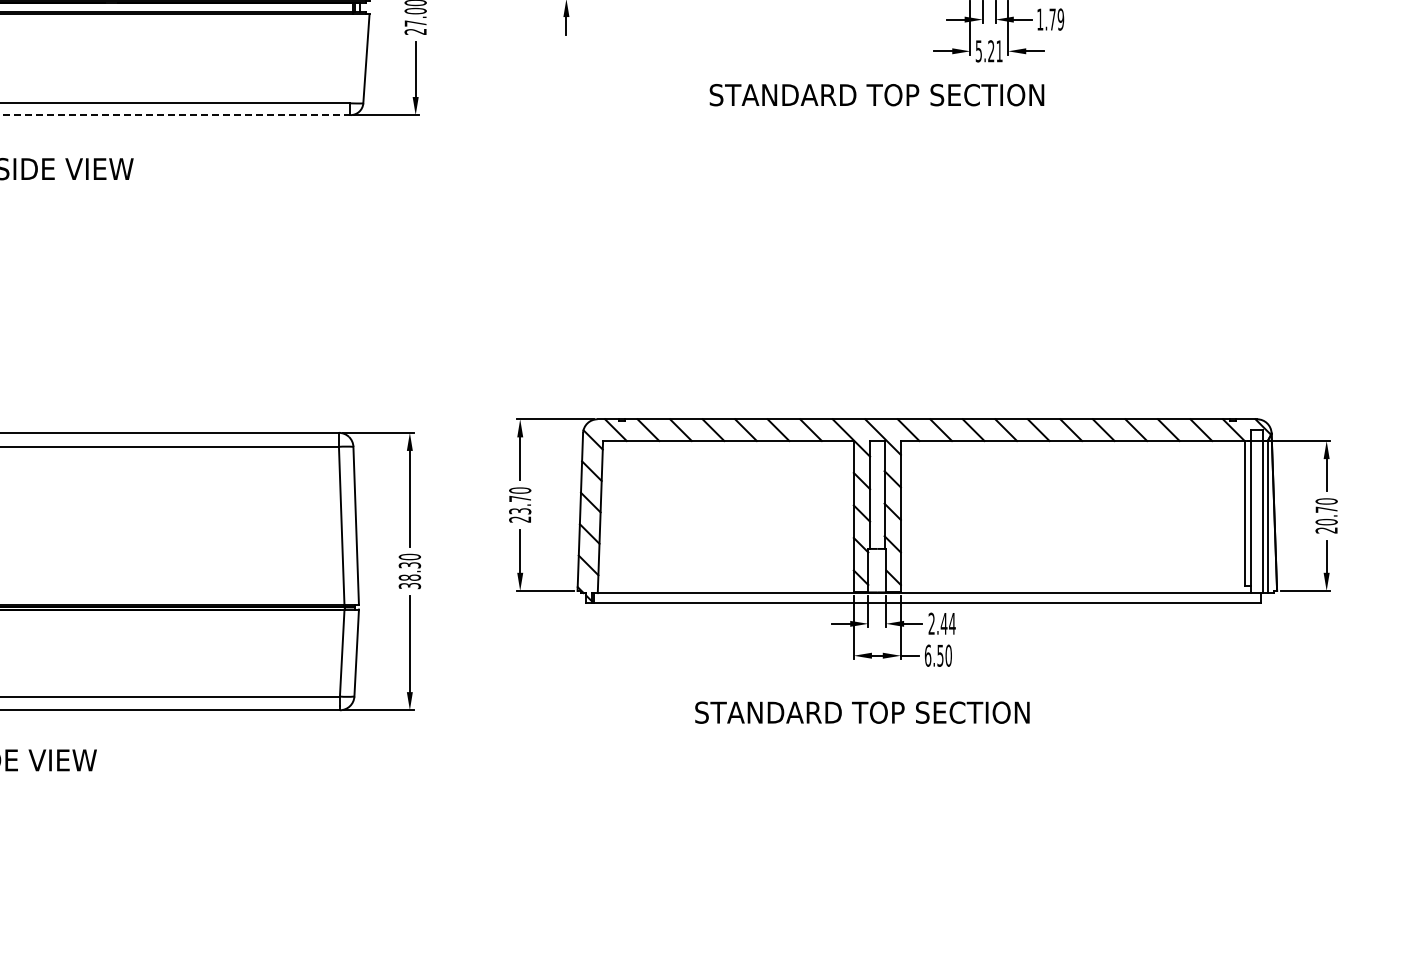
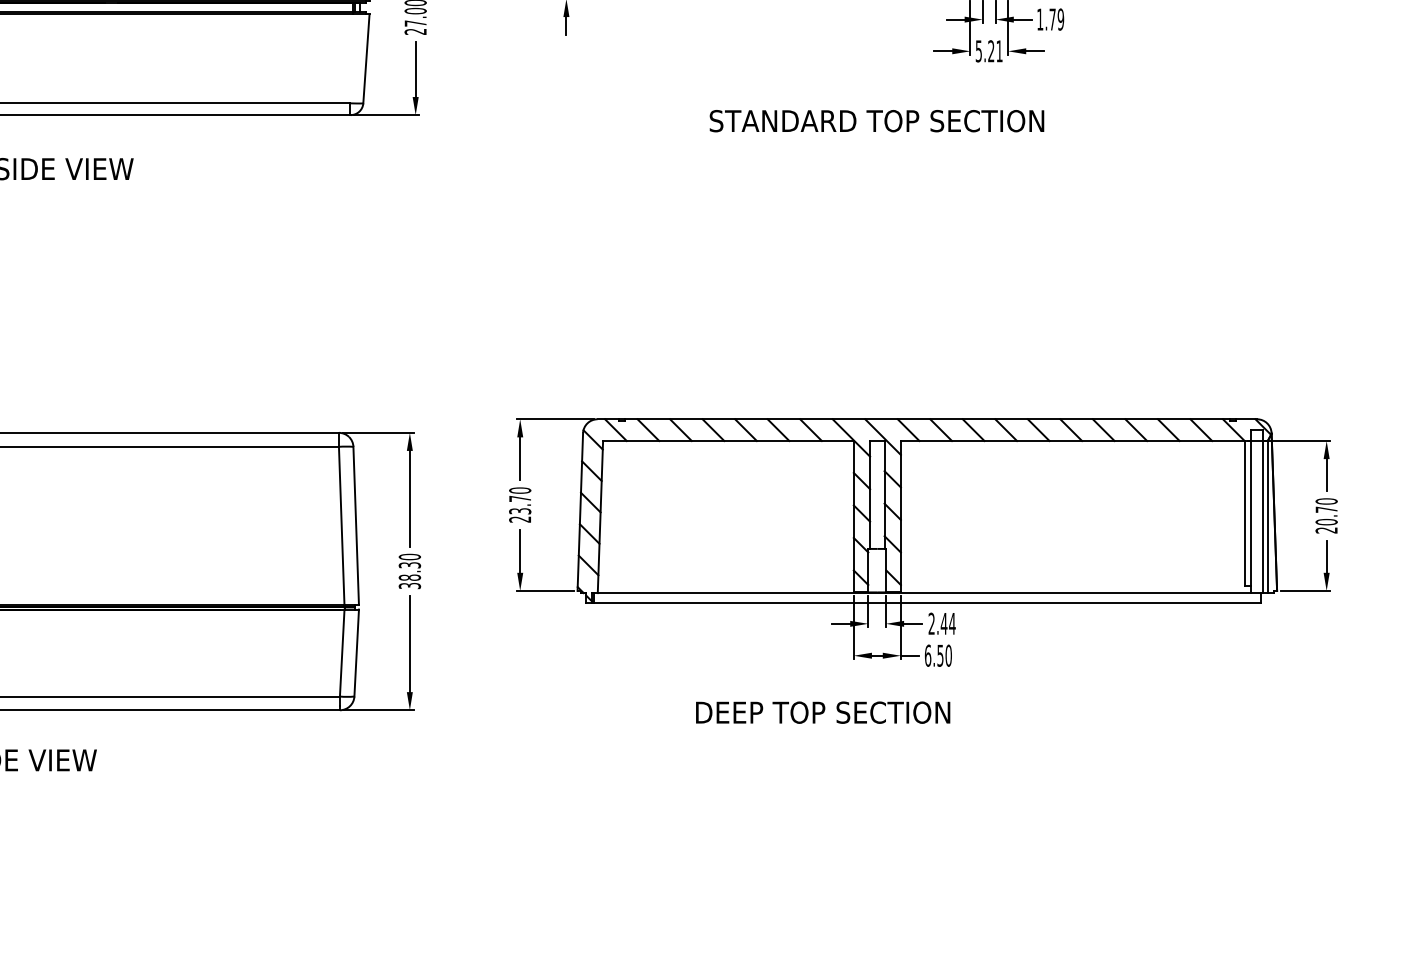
text position: (876, 95) -> (876, 121) (876, 121)
line: dashed -> solid (174, 115)
text: STANDARD TOP SECTION -> DEEP TOP SECTION (862, 712)
